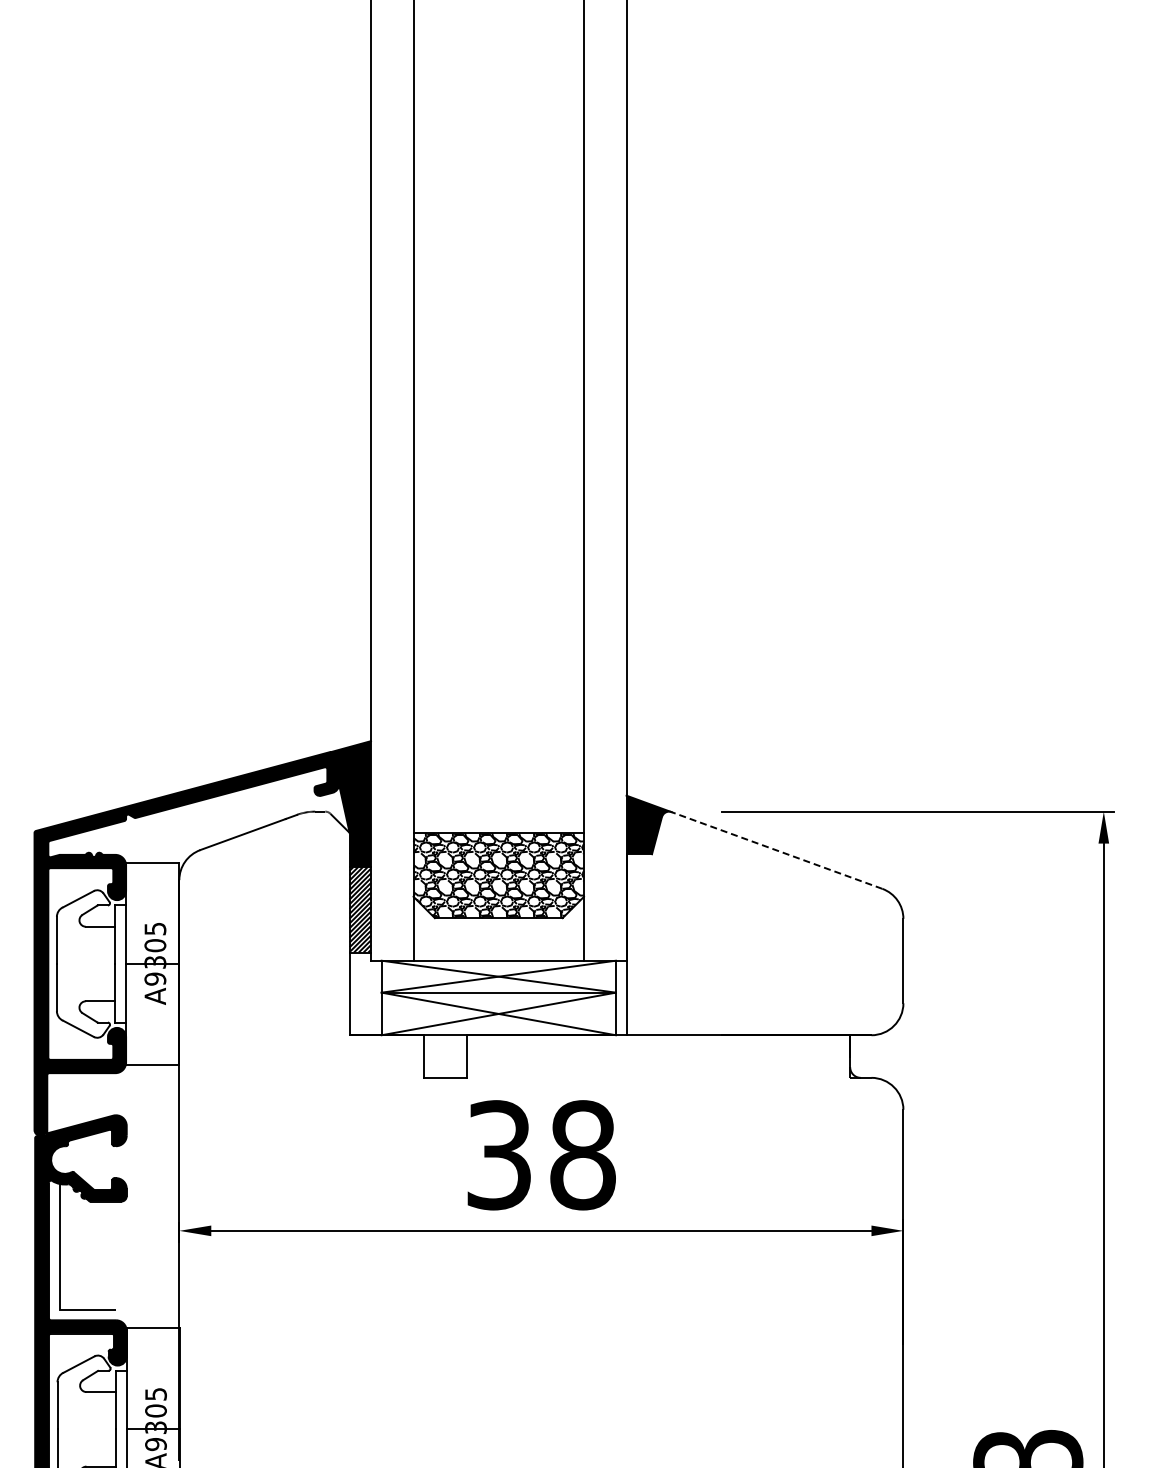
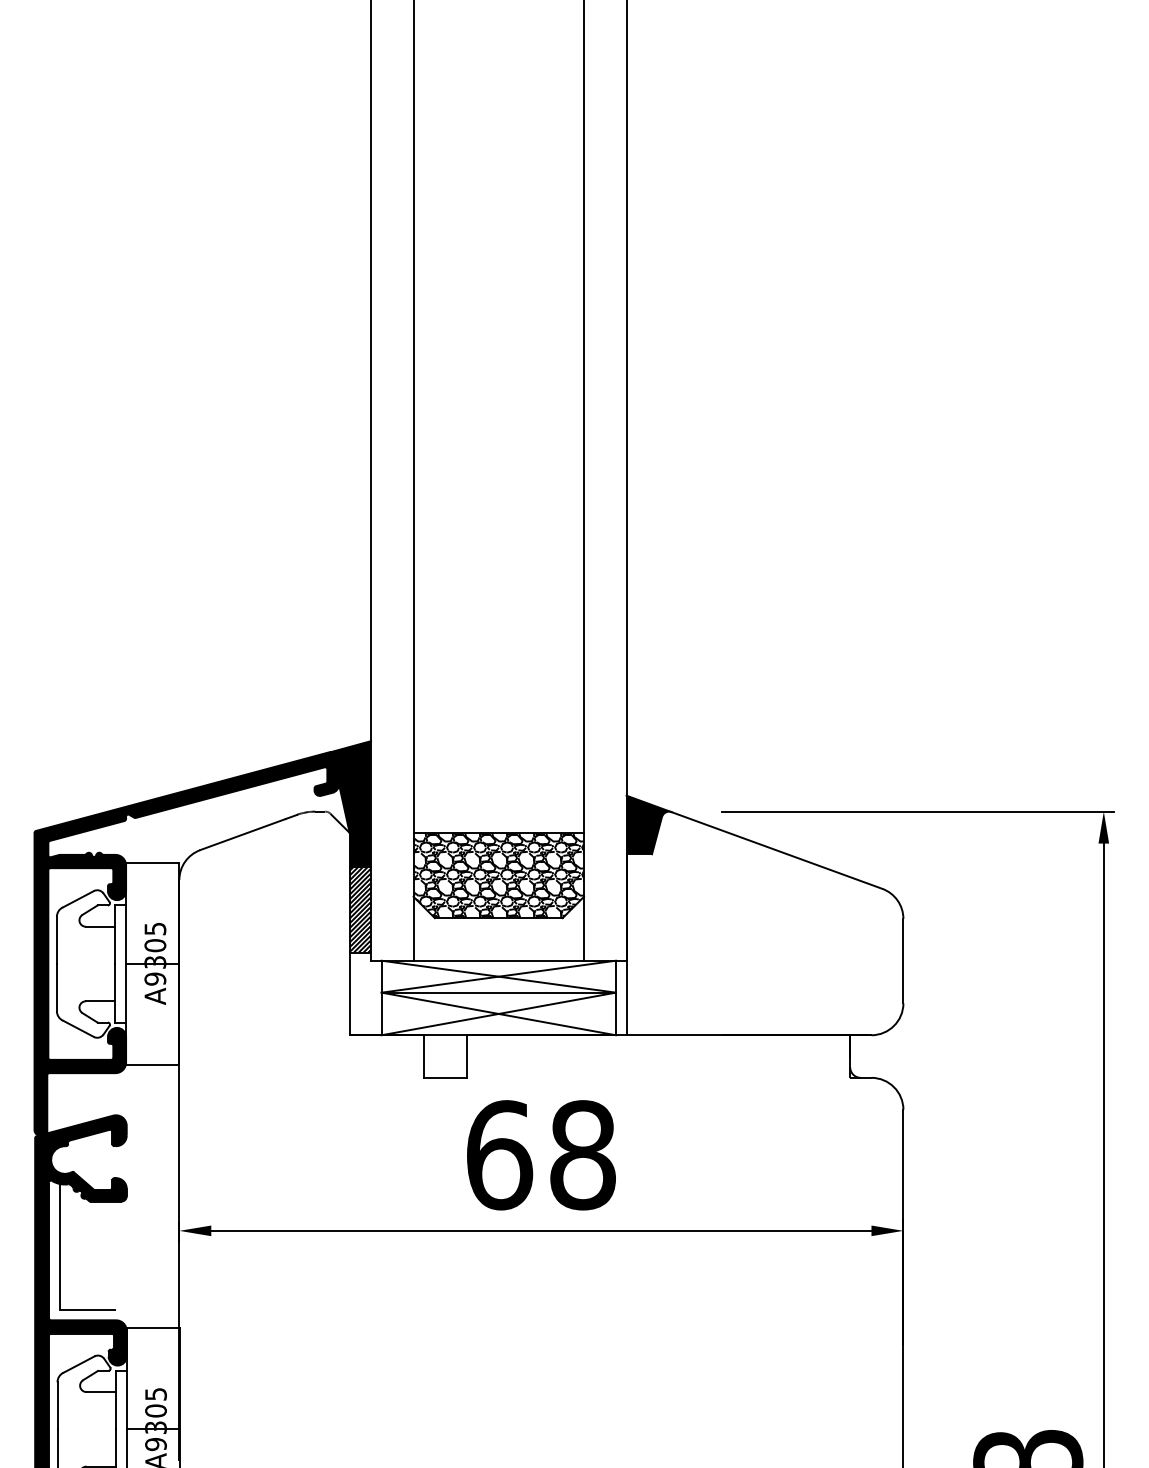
line: dashed -> solid (776, 850)
text: 38 -> 68 (500, 1155)
